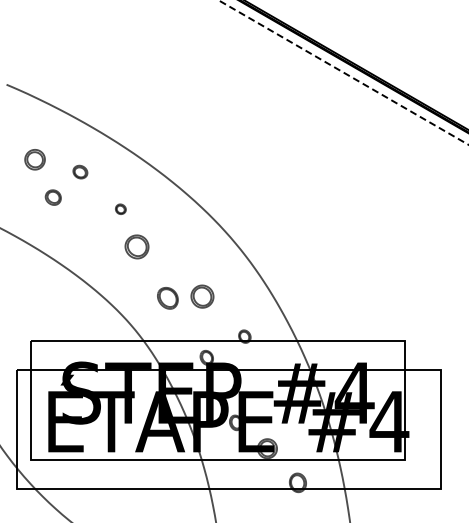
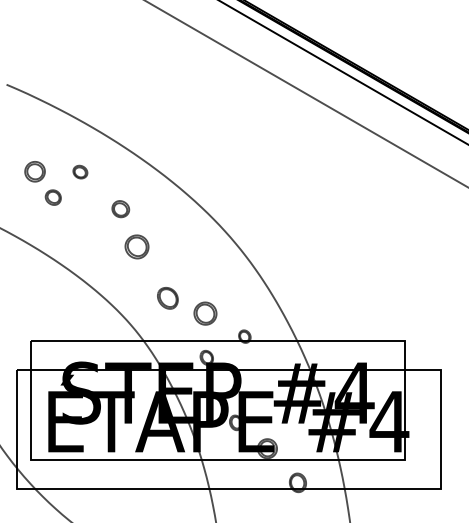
line: dashed -> solid (343, 72)
line: none -> present (306, 93)
part position: (34, 159) -> (34, 171) (34, 171)
part size: 12x12 px -> 20x19 px (120, 209)
part position: (202, 296) -> (205, 313) (205, 313)
